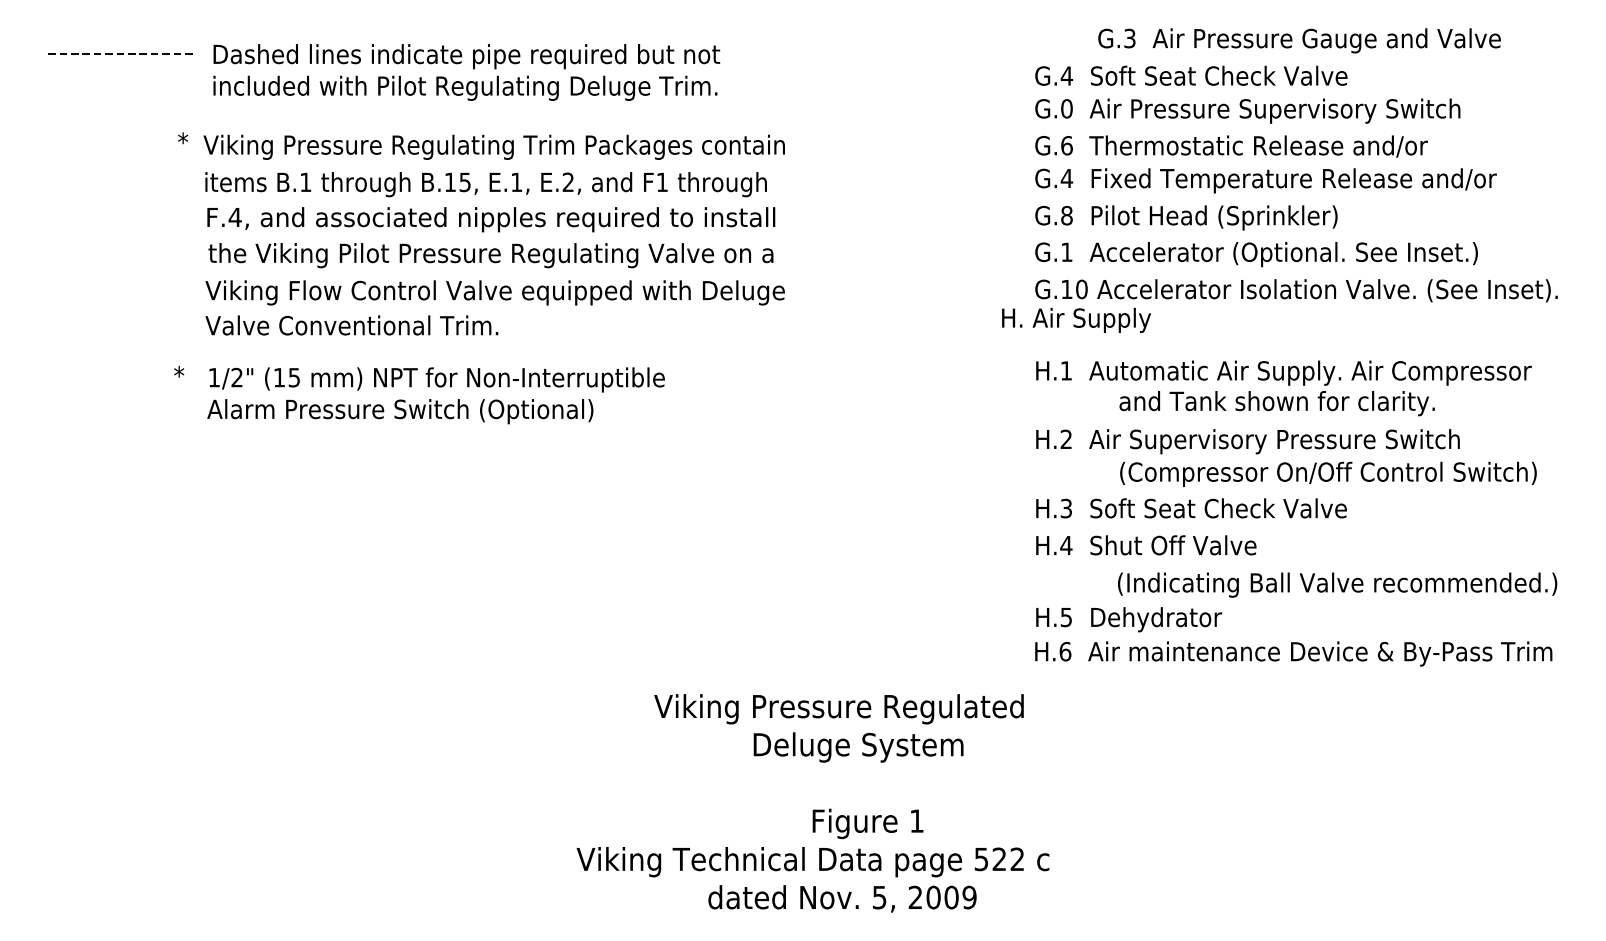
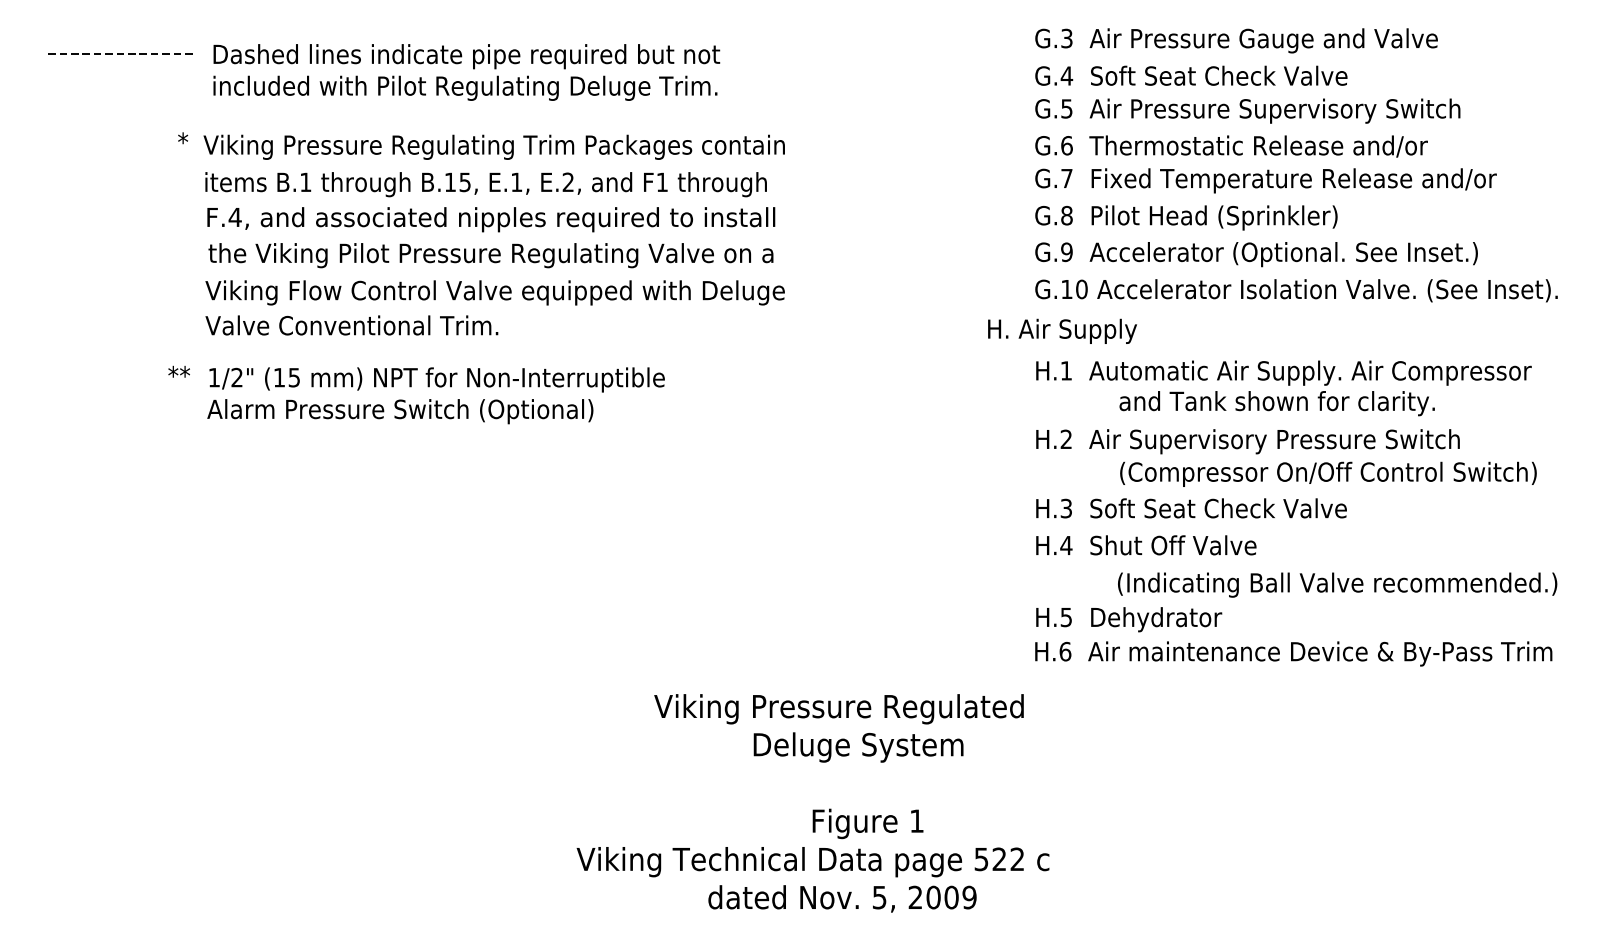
text position: (1299, 40) -> (1236, 40) (1236, 40)
text: G.0 -> G.5 (1066, 108)
text: G.4 -> G.7 (1066, 178)
text: G.1 -> G.9 (1066, 252)
text position: (1076, 319) -> (1062, 330) (1062, 330)
text: * -> ** (178, 371)
